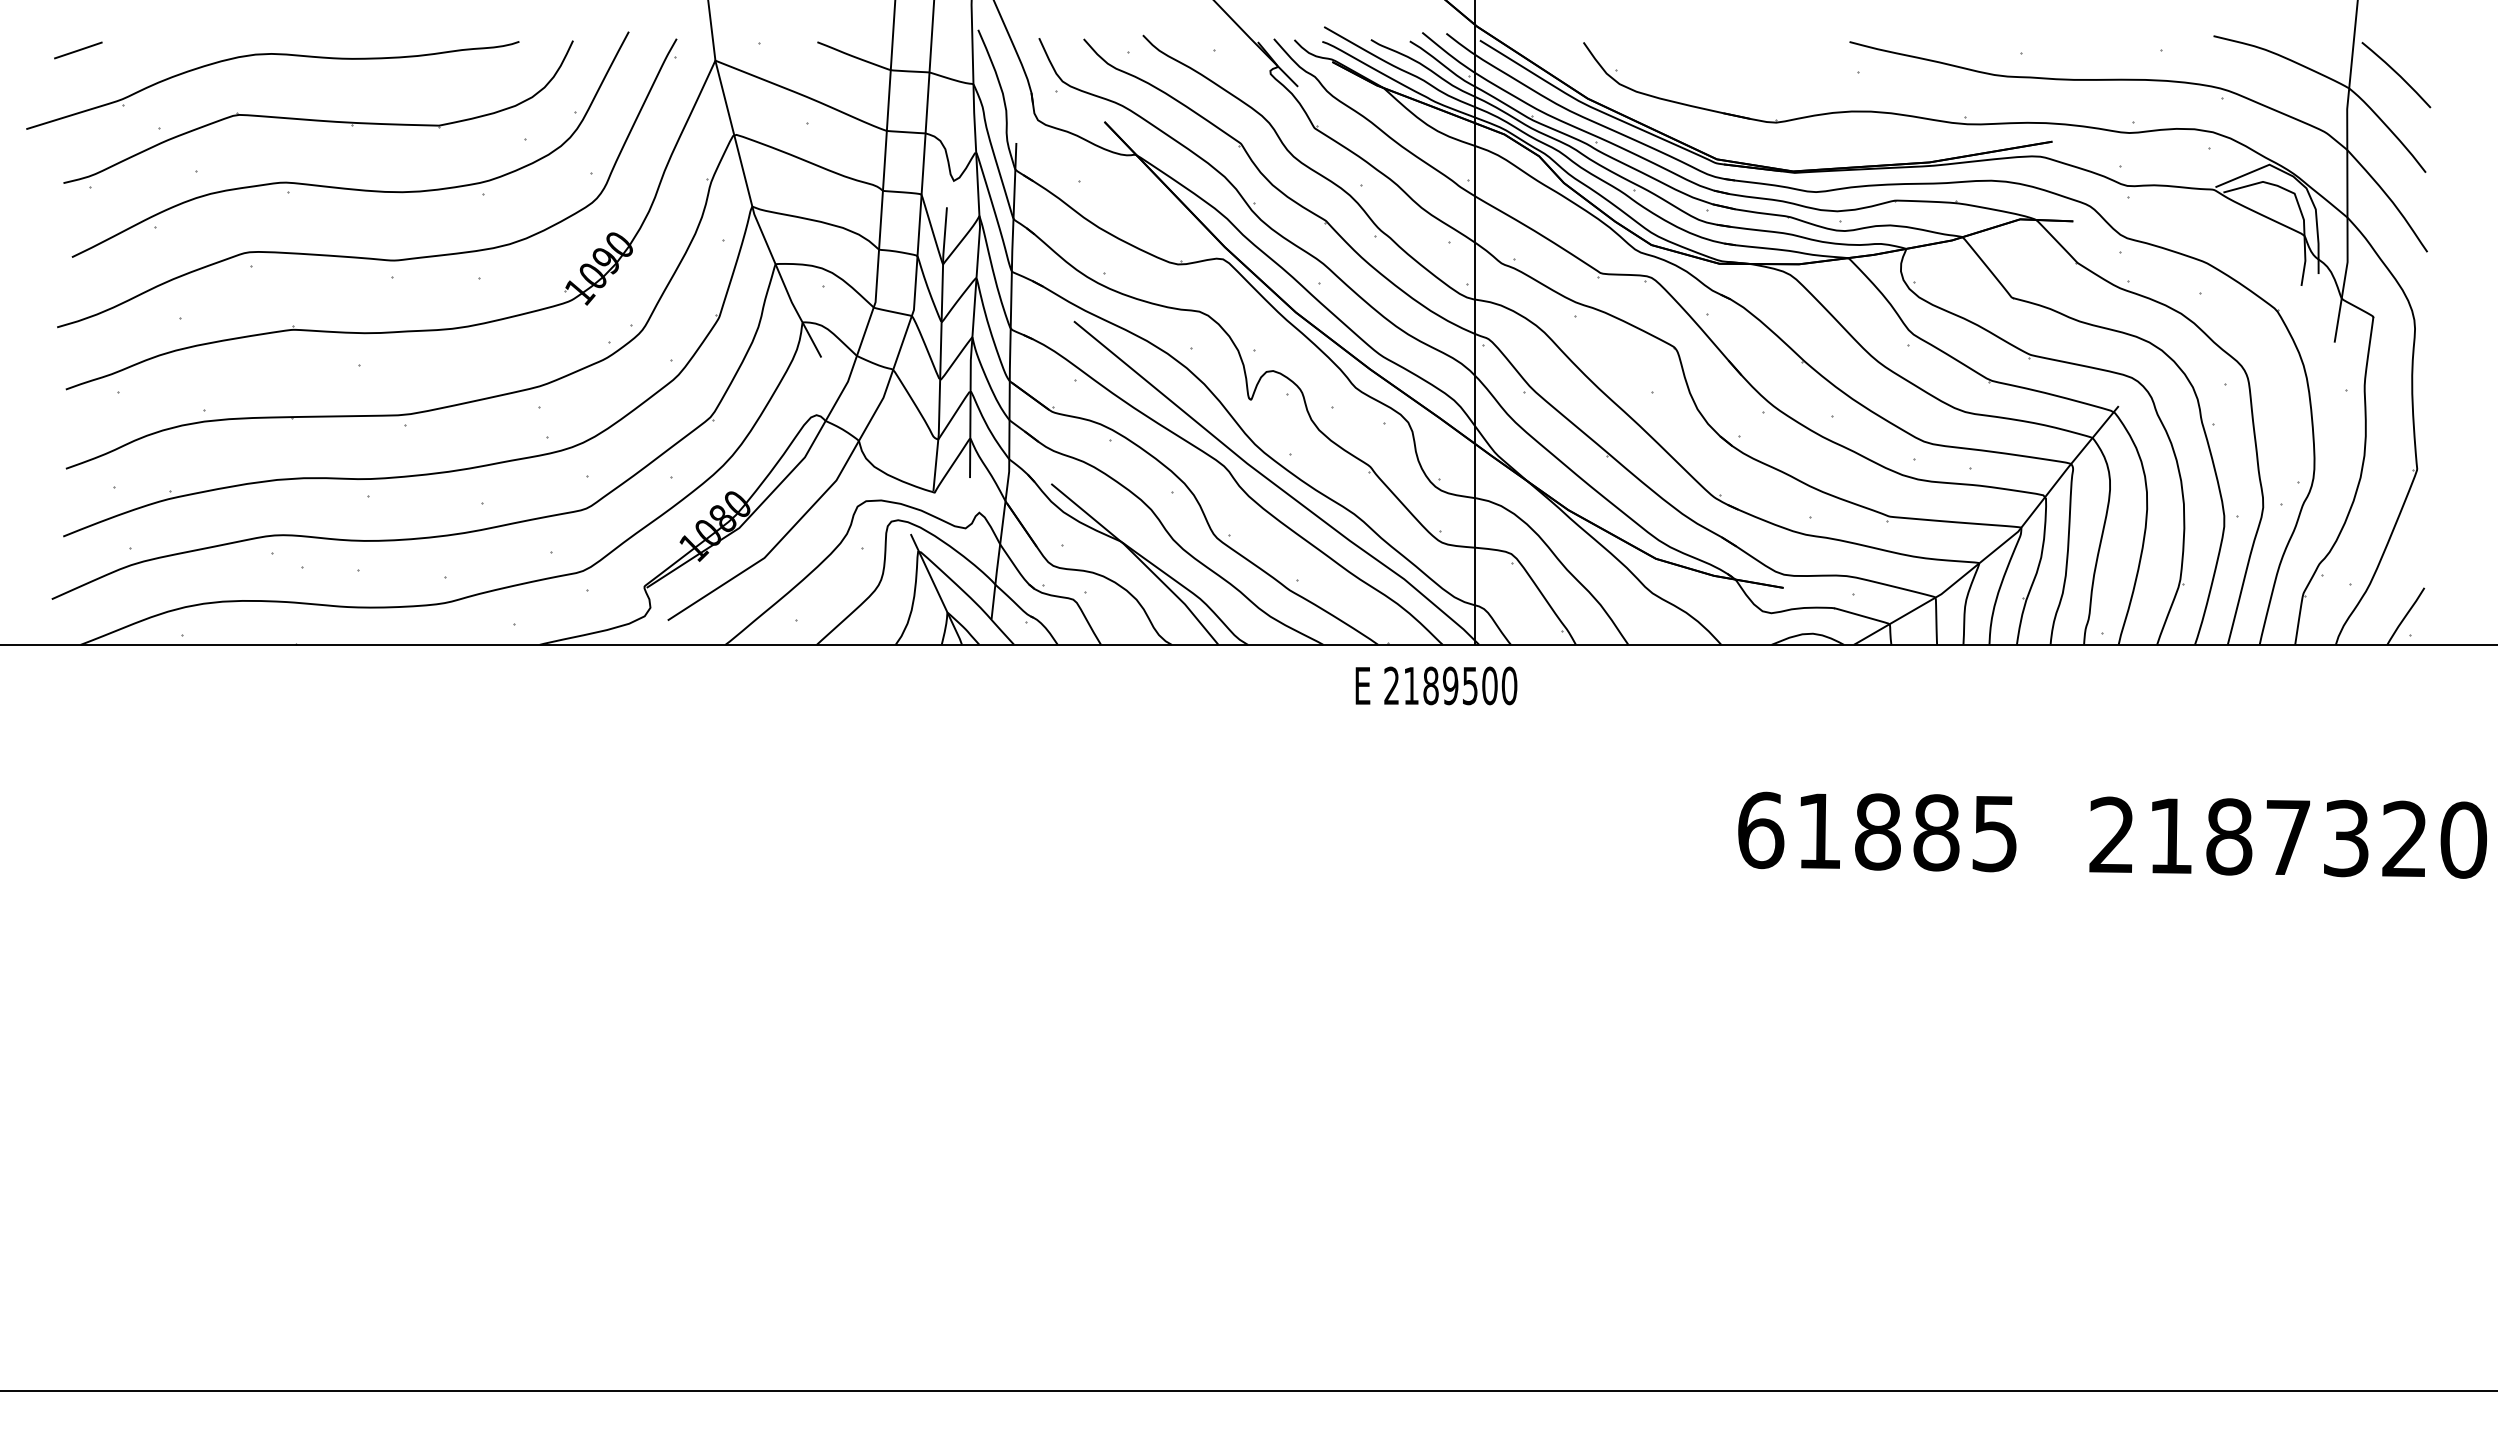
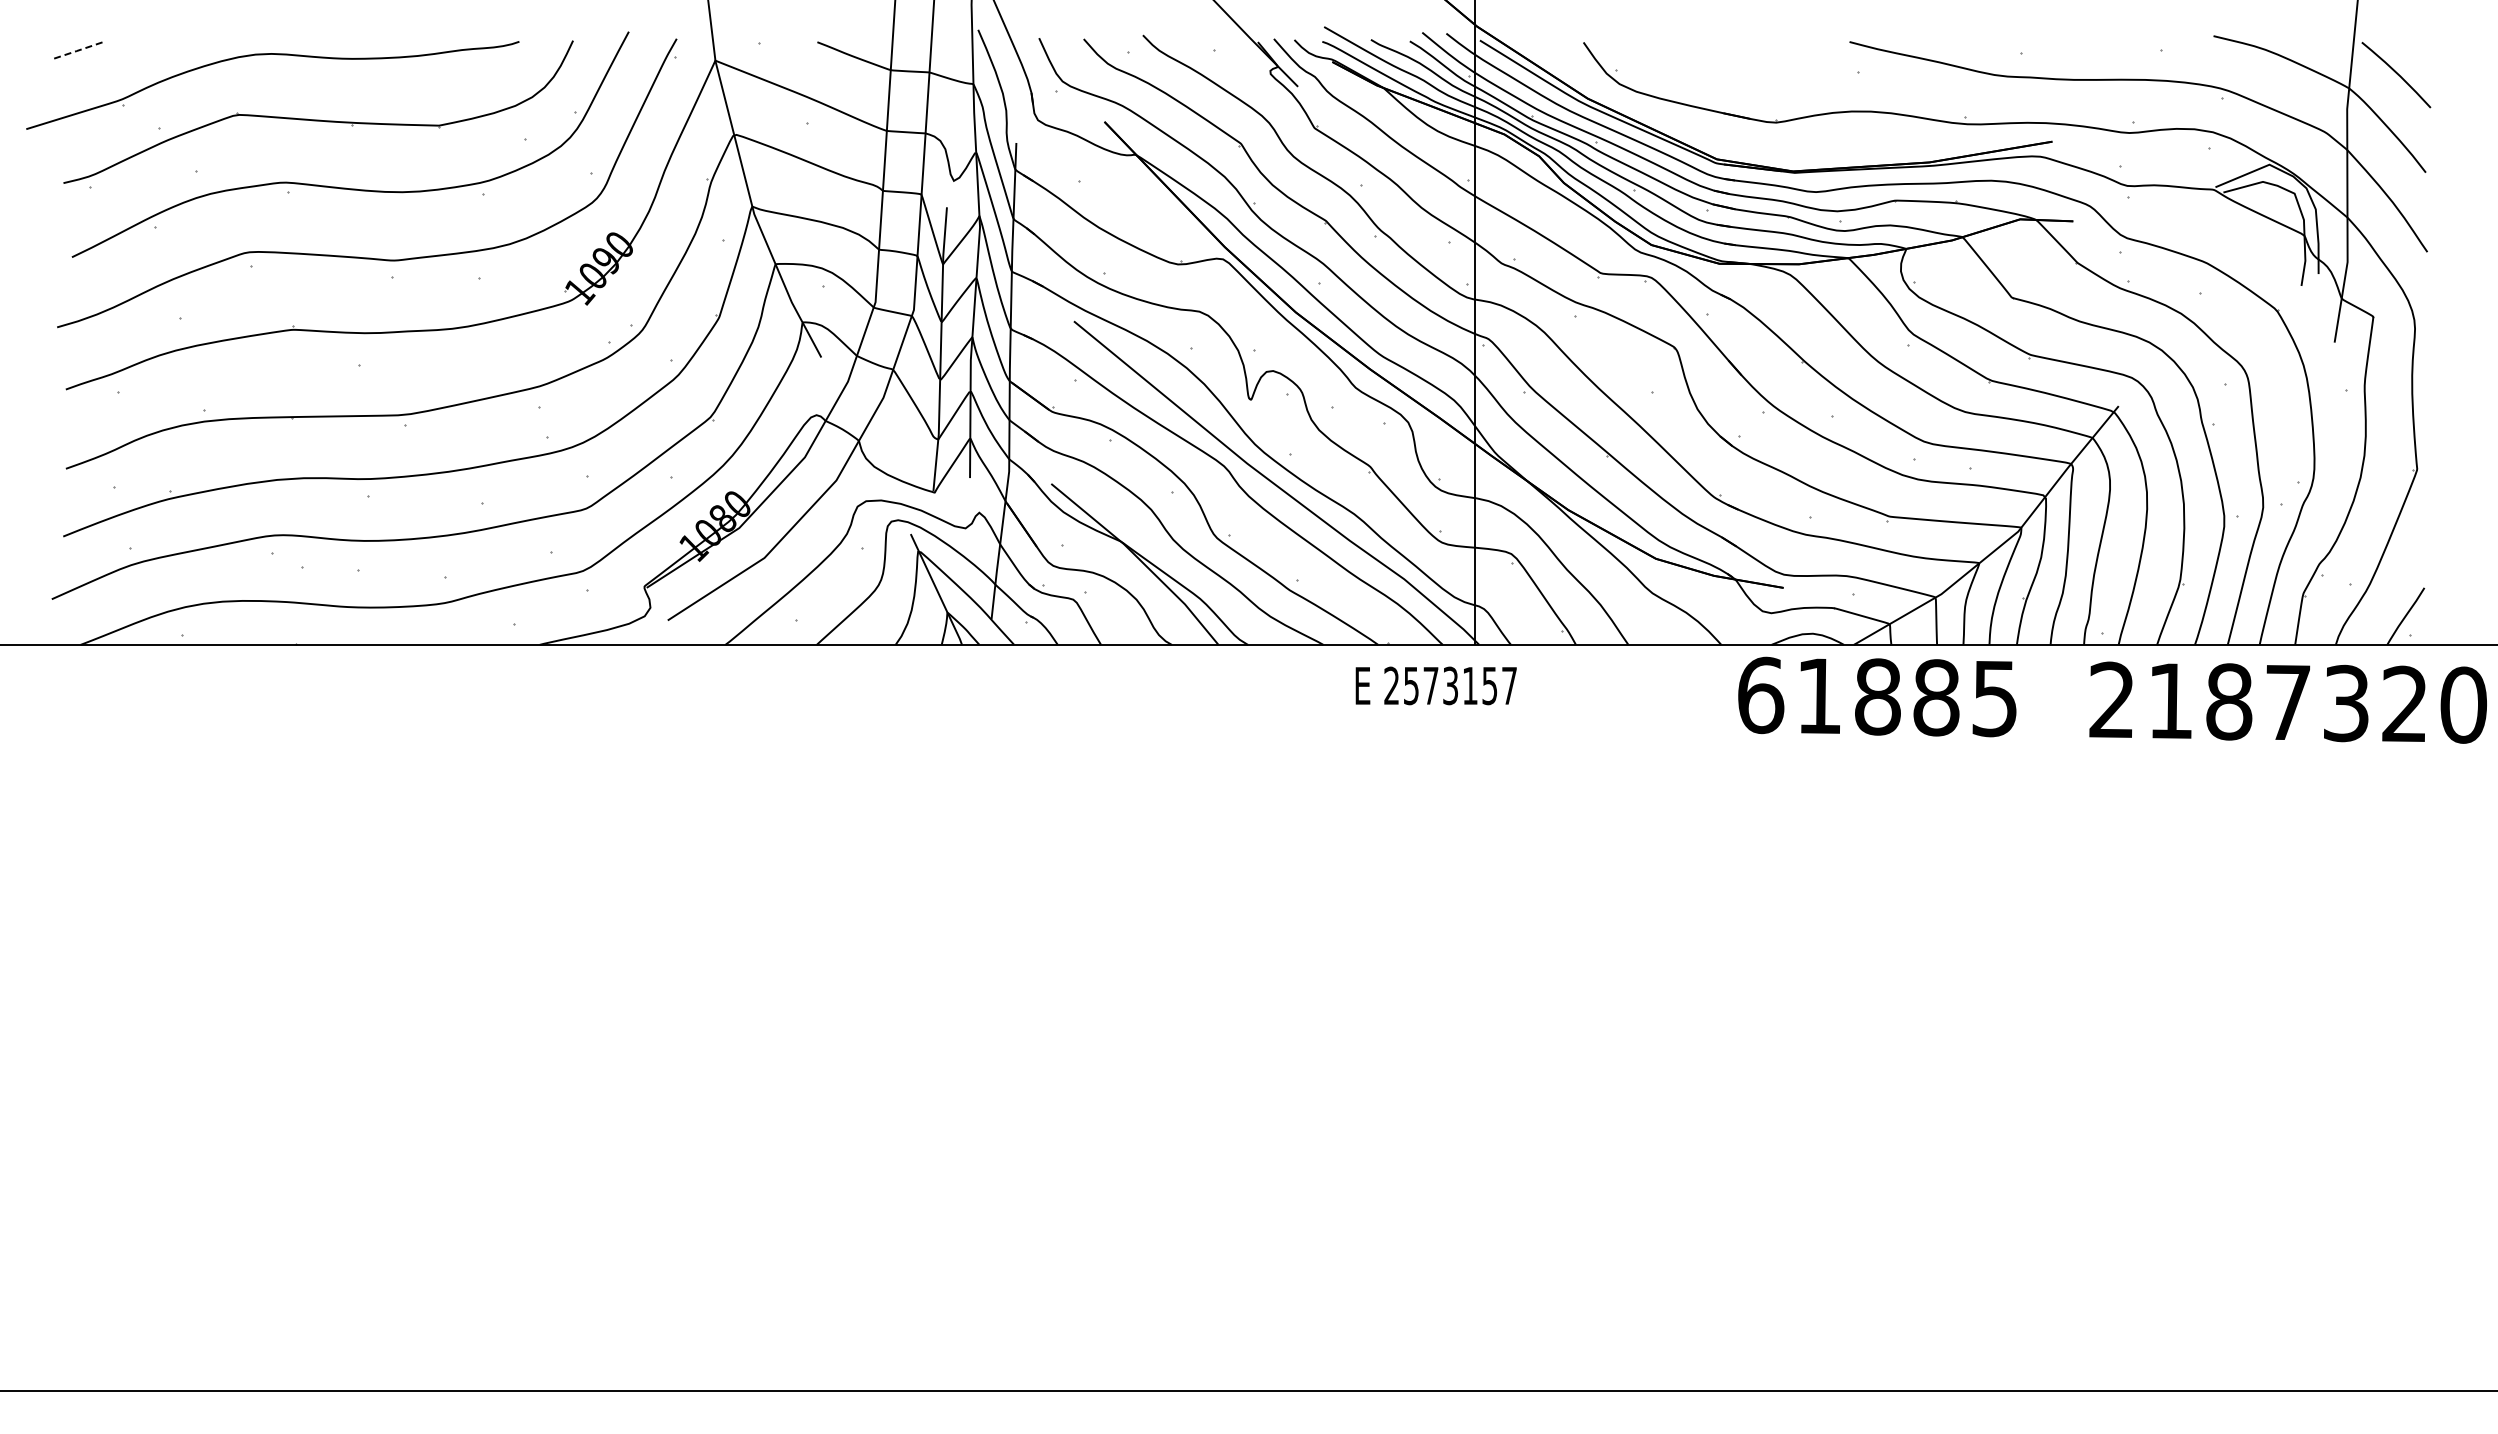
line: solid -> dashed (78, 50)
text: 2189500 -> 2573157 (1460, 685)
text position: (2112, 834) -> (2112, 699) (2112, 699)
